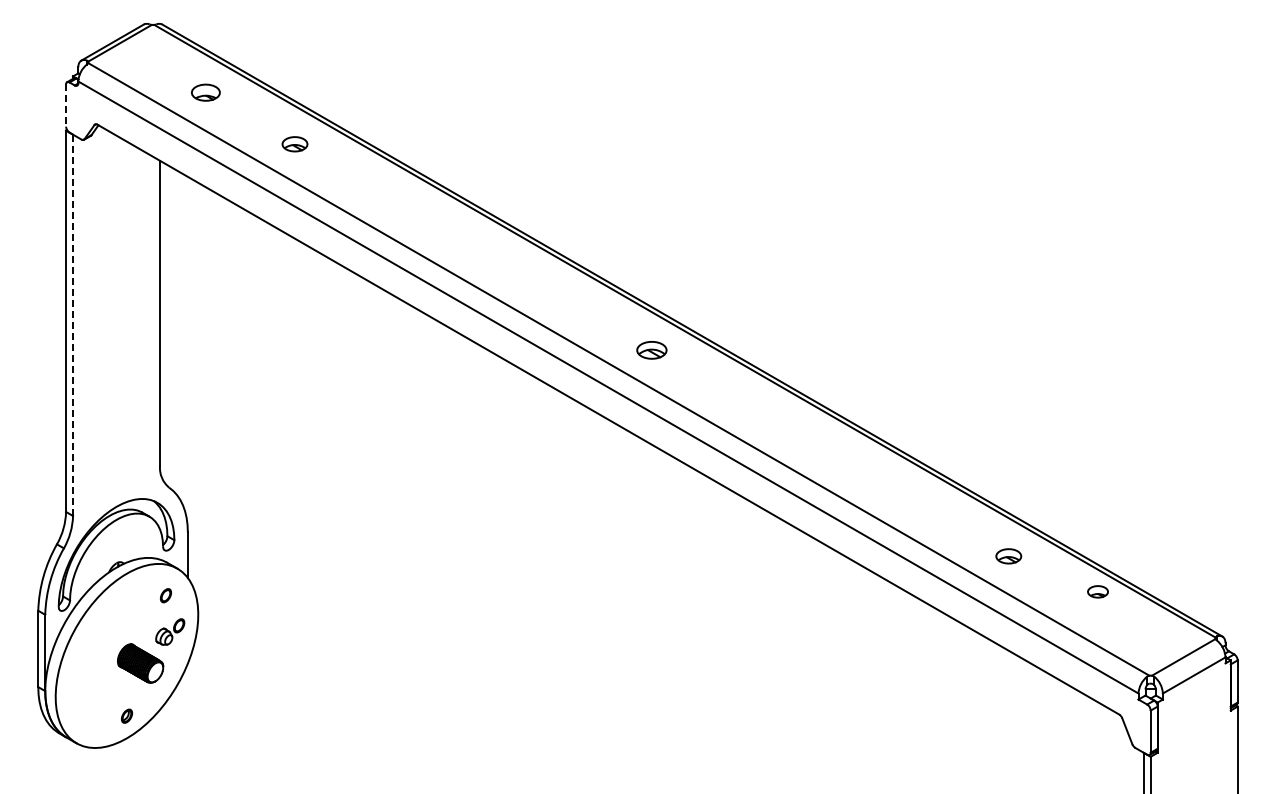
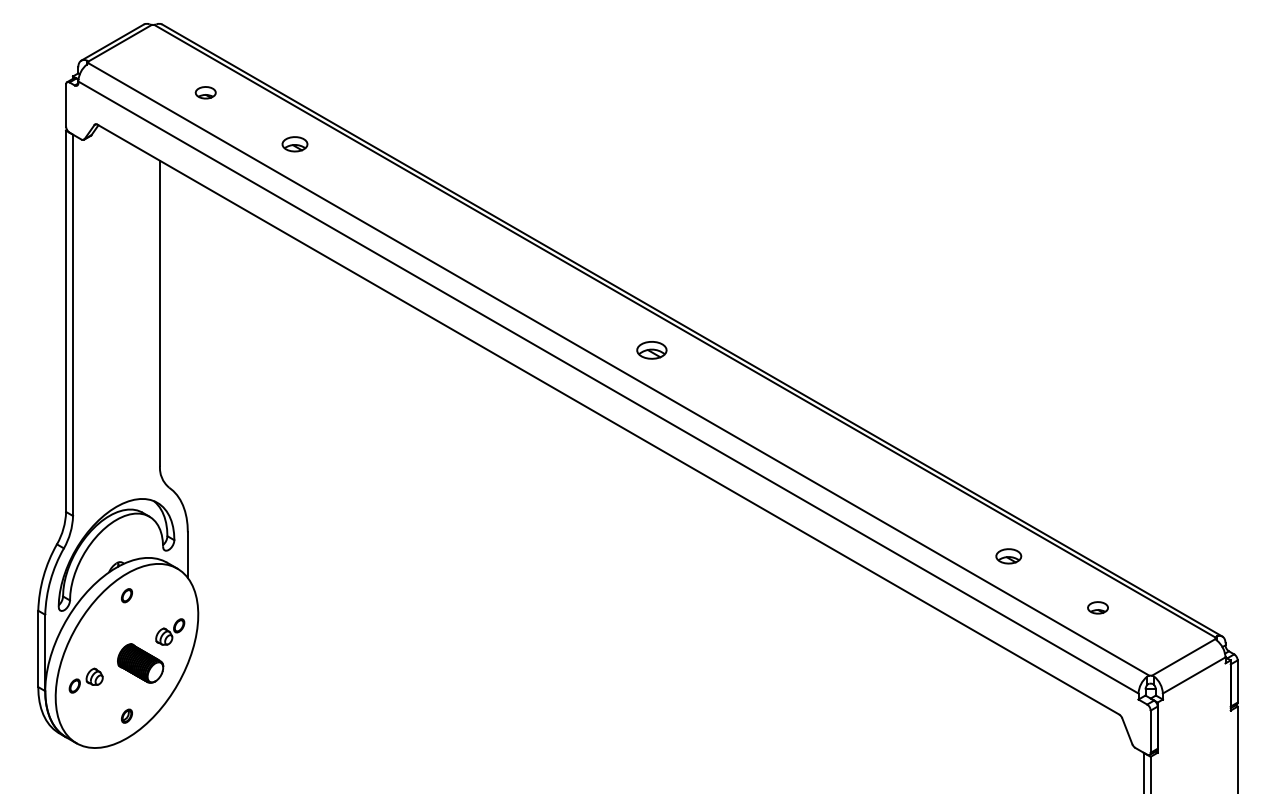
part size: 31x19 px -> 23x14 px (205, 92)
line: dashed -> solid (66, 106)
line: dashed -> solid (73, 325)
part position: (1097, 591) -> (1097, 607) (1097, 607)
part position: (165, 595) -> (126, 595) (126, 595)
part: none -> present (85, 680)
